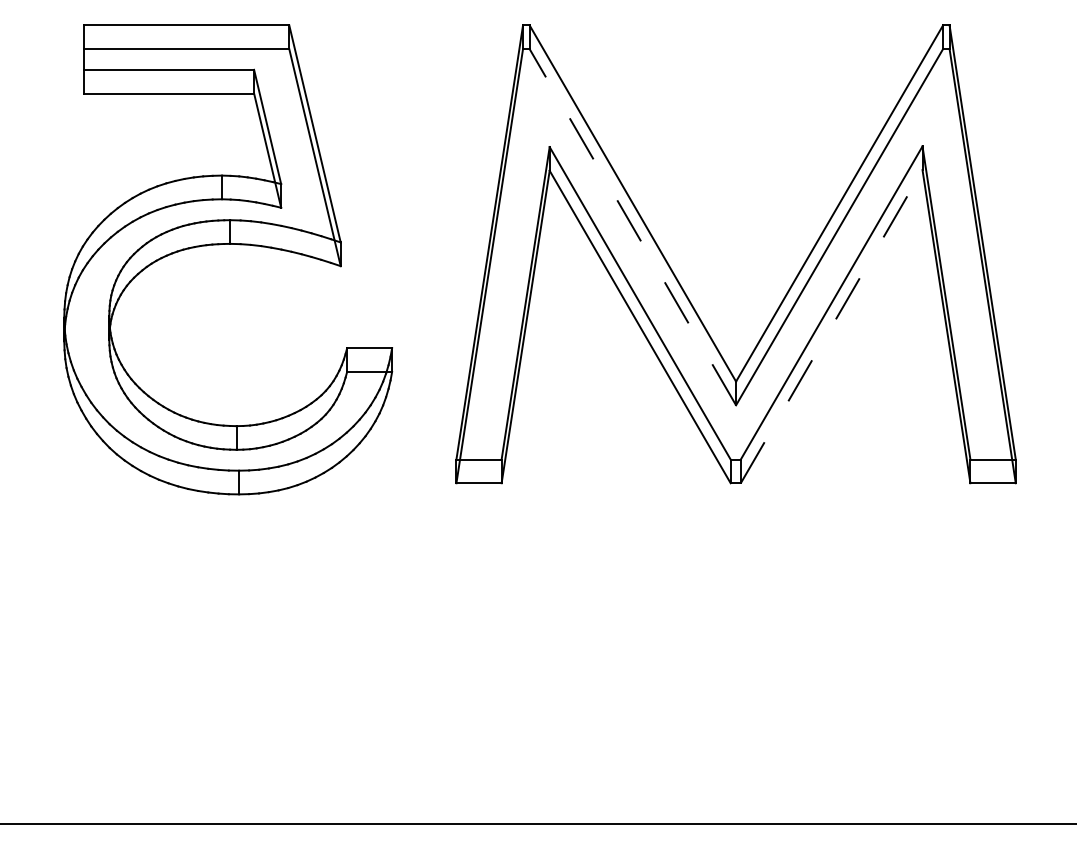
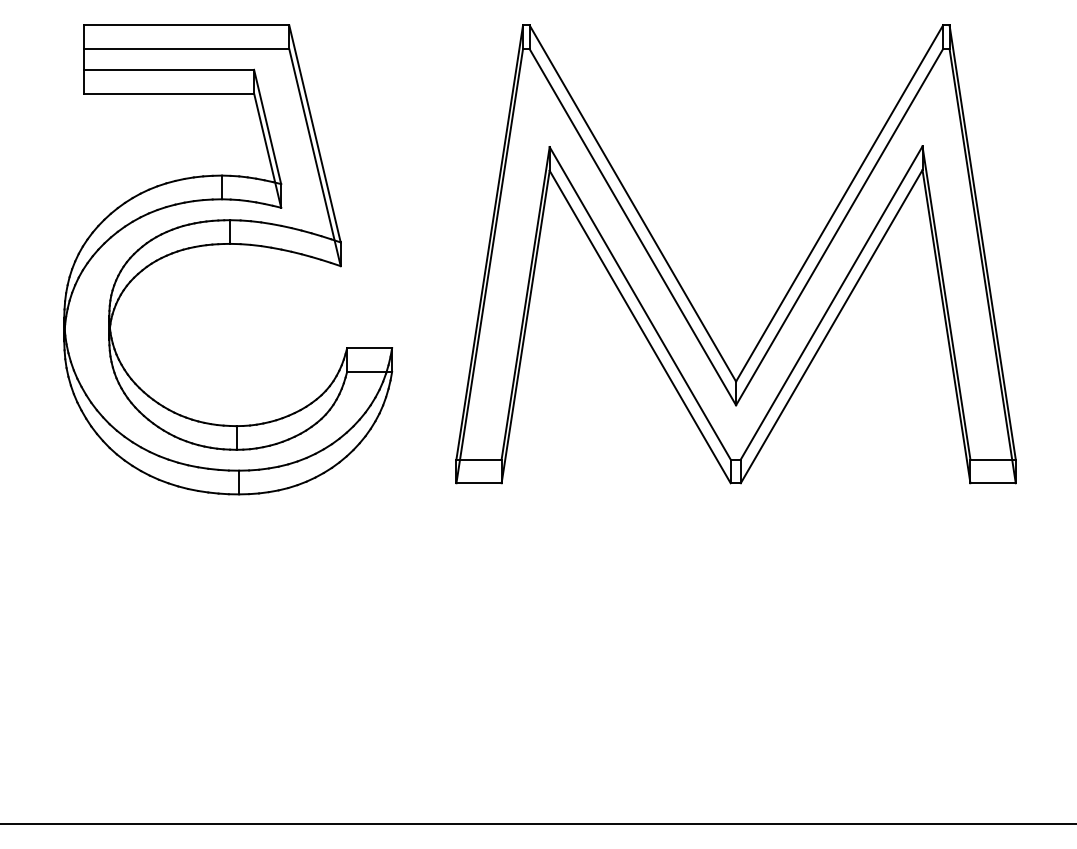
line: dashed -> solid (632, 227)
line: dashed -> solid (831, 326)
